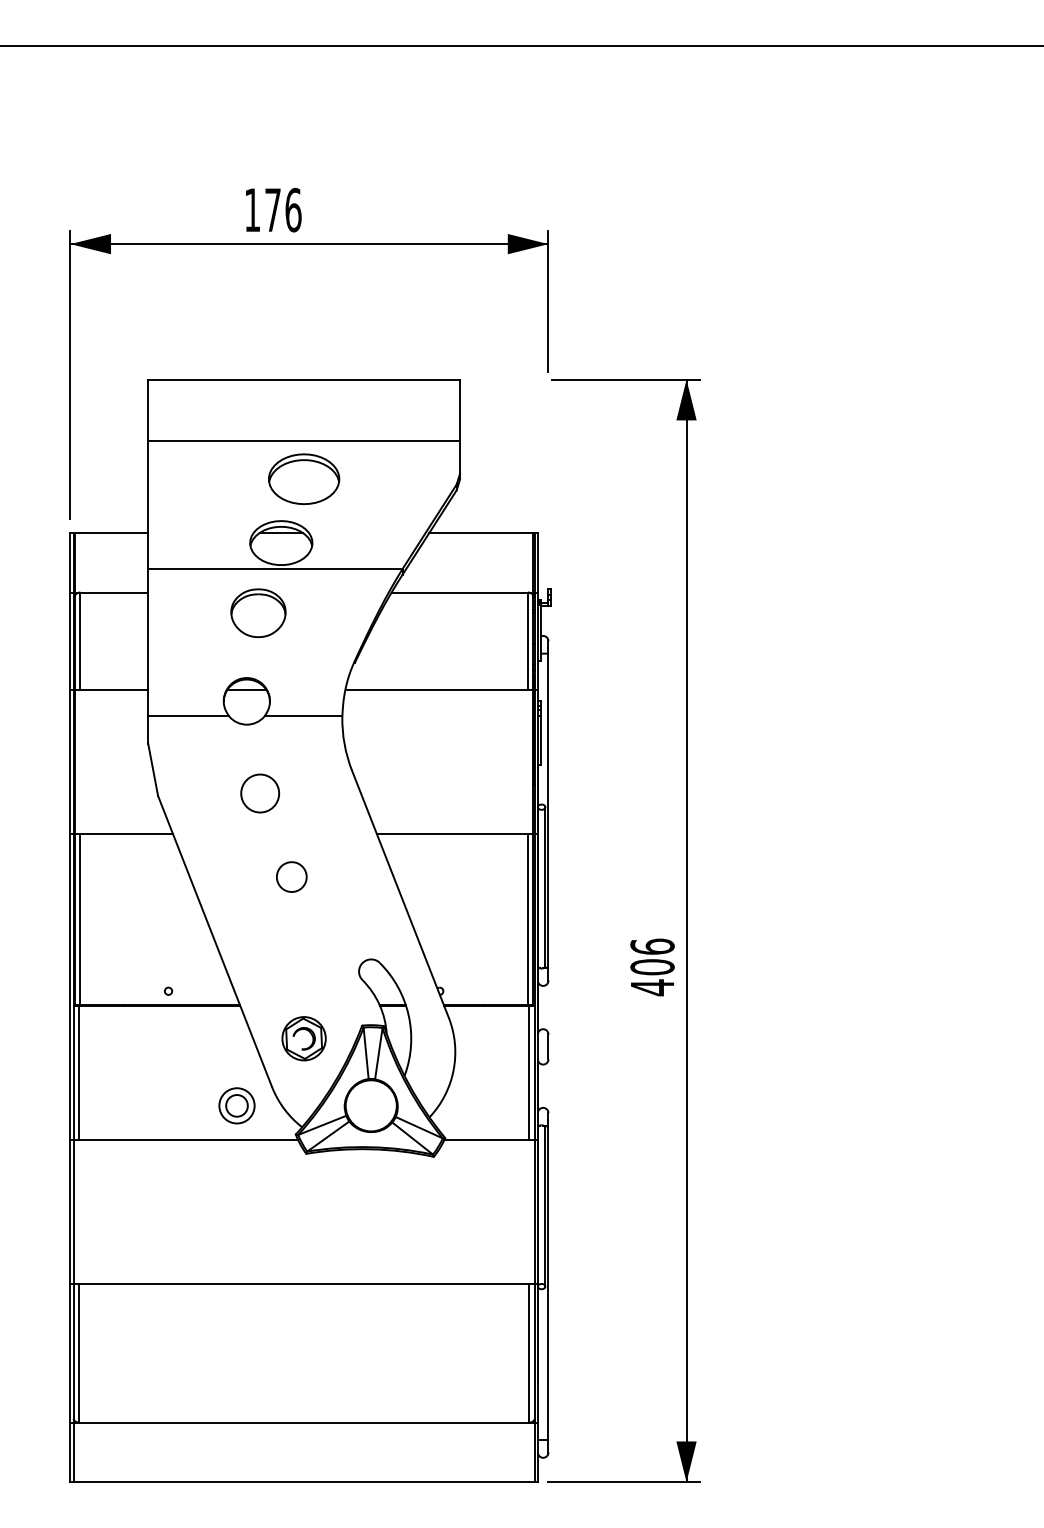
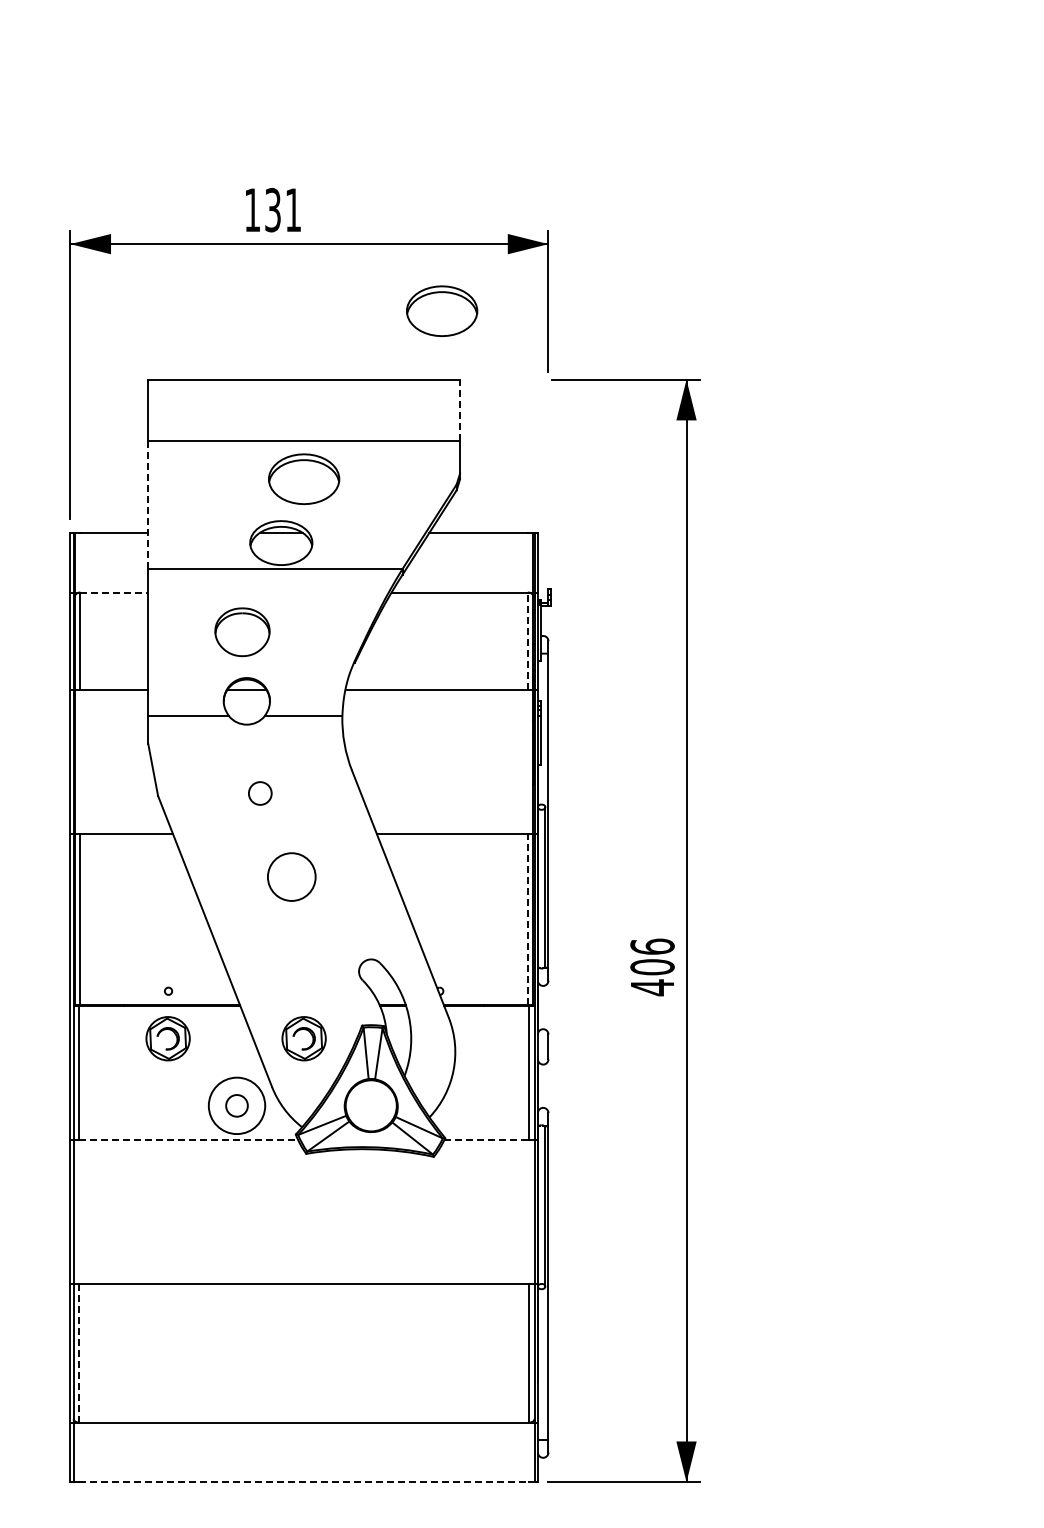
line: present -> none (521, 45)
text: 176 -> 131 (283, 209)
part: none -> present (442, 311)
line: solid -> dashed (460, 410)
line: solid -> dashed (148, 504)
line: solid -> dashed (114, 592)
part position: (258, 613) -> (242, 632) (242, 632)
line: solid -> dashed (527, 641)
circle size: 41x41 px -> 25x25 px (260, 793)
circle diameter: 30 px -> 48 px (291, 876)
line: solid -> dashed (527, 919)
part: none -> present (167, 1038)
circle diameter: 35 px -> 56 px (236, 1105)
line: solid -> dashed (188, 1140)
line: solid -> dashed (487, 1140)
line: solid -> dashed (79, 1353)
line: solid -> dashed (304, 1482)
